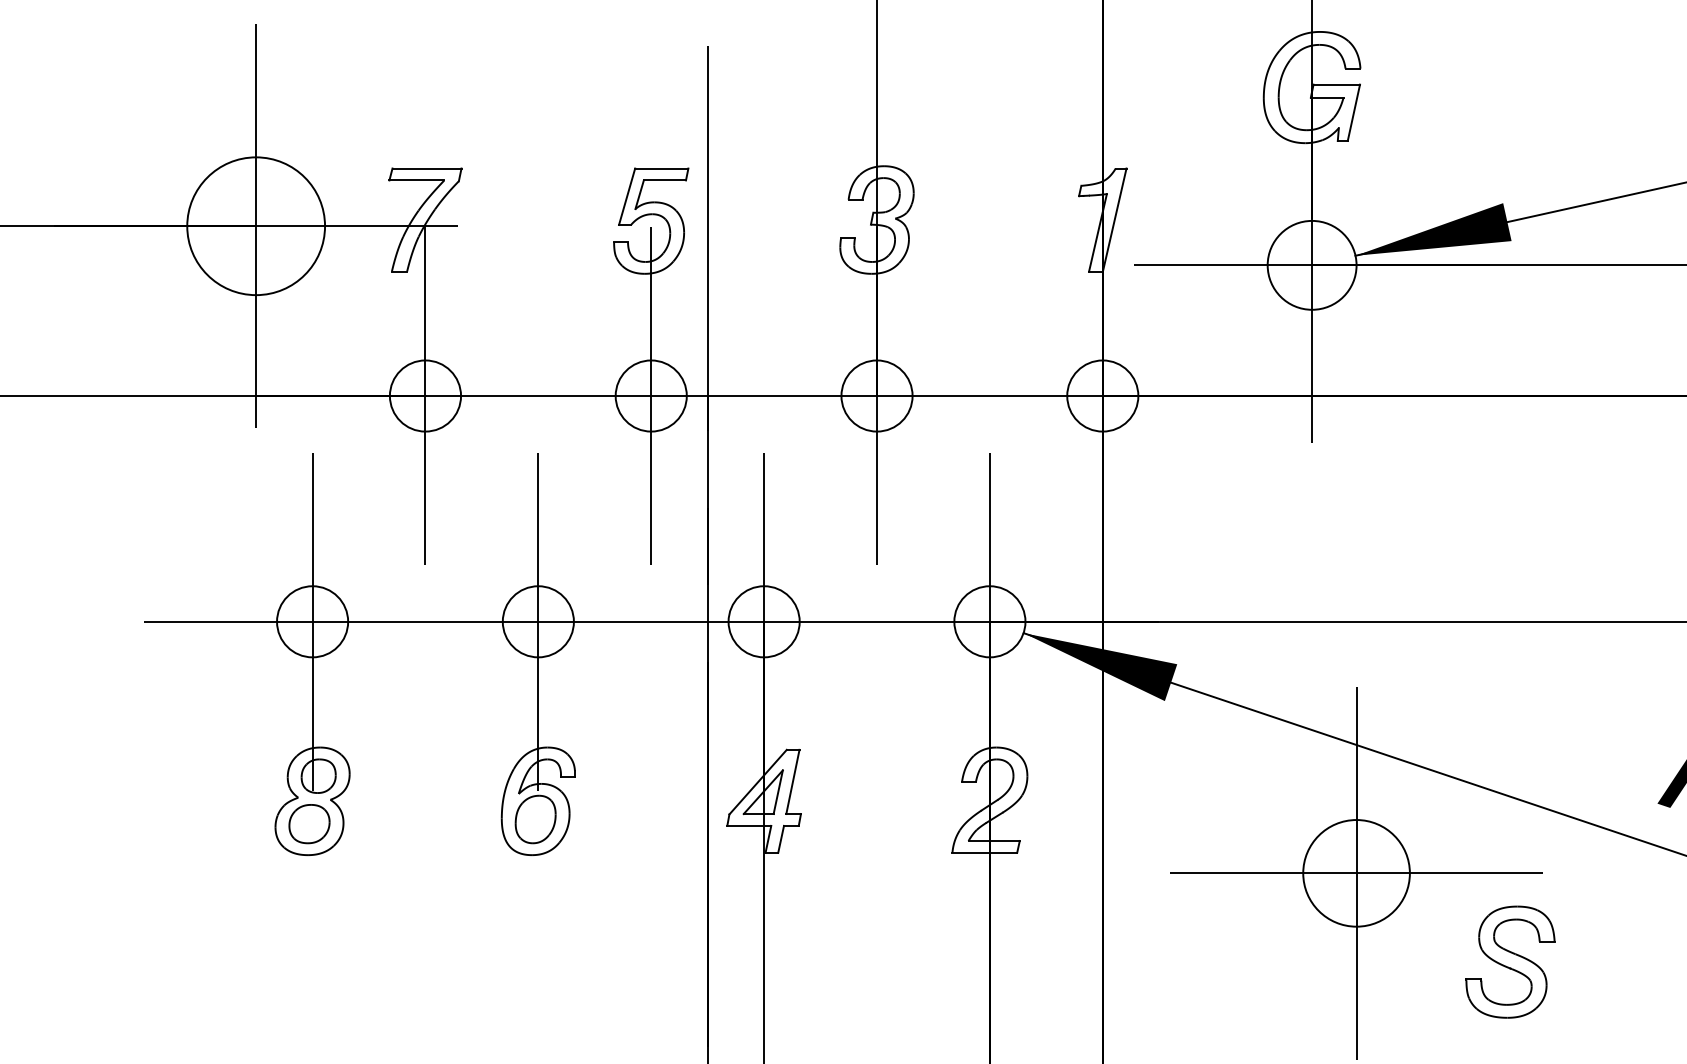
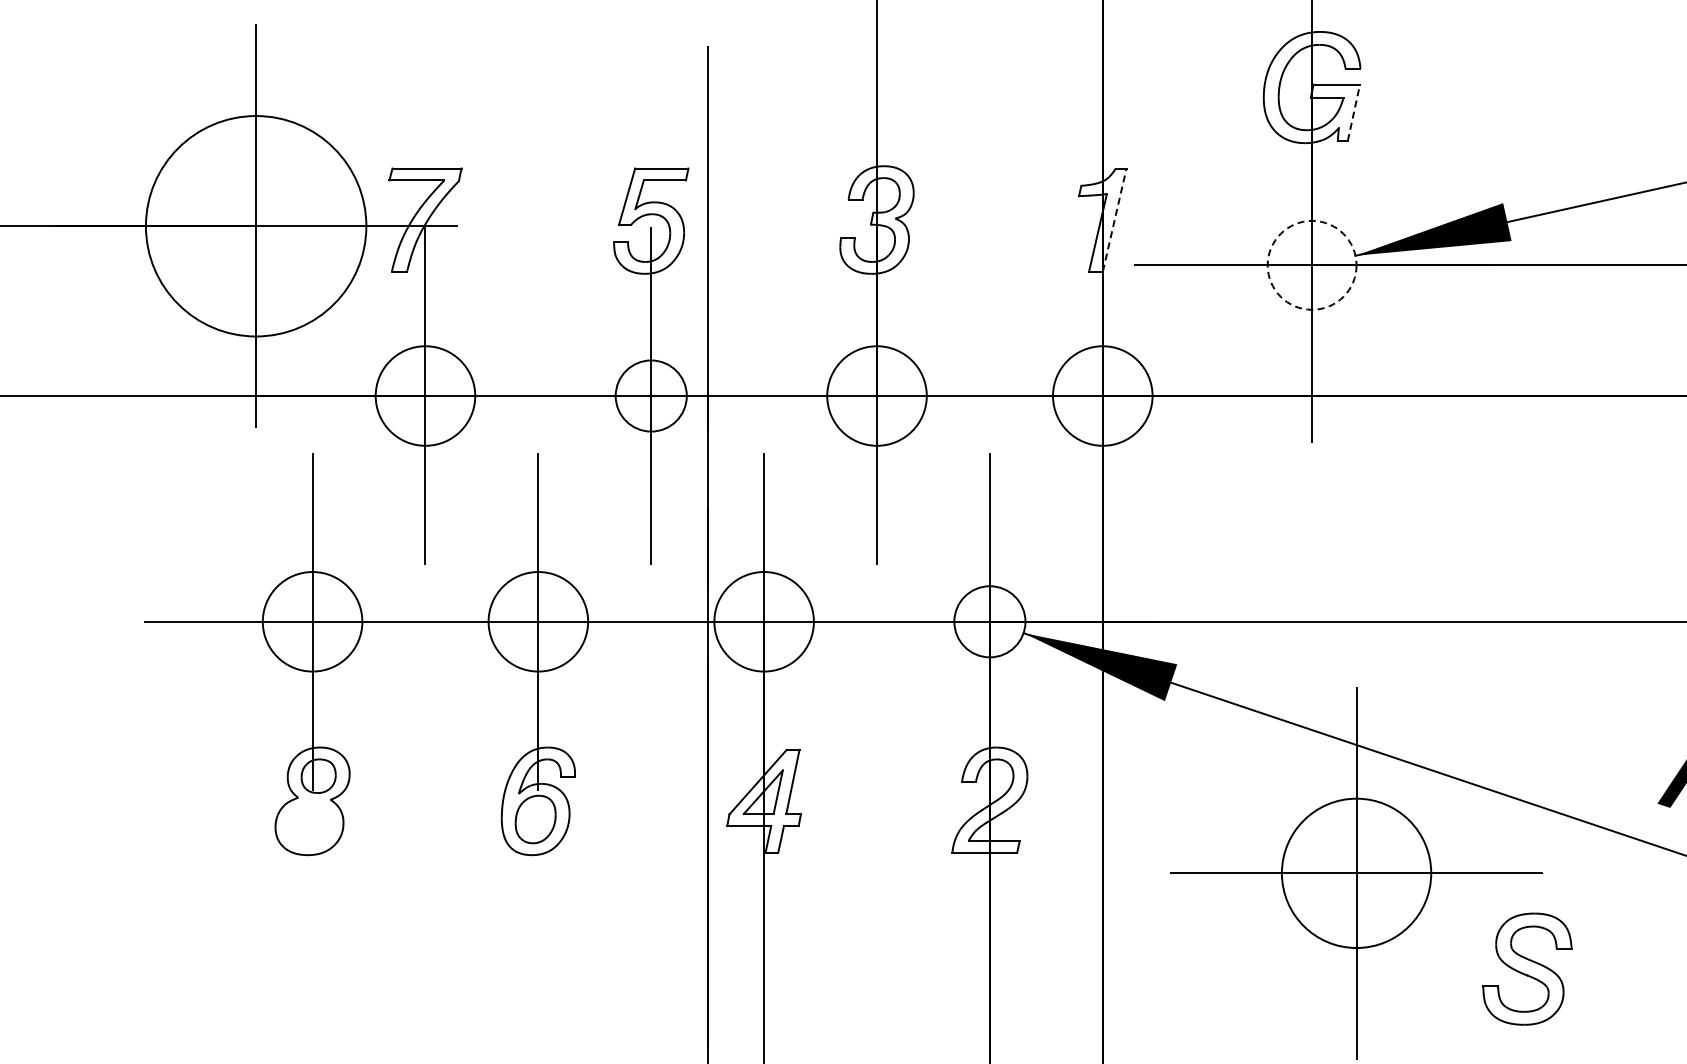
line: solid -> dashed (1353, 112)
line: solid -> dashed (1114, 220)
circle diameter: 138 px -> 220 px (255, 226)
circle: solid -> dashed (1311, 264)
circle diameter: 71 px -> 100 px (425, 395)
circle diameter: 71 px -> 100 px (876, 395)
circle diameter: 71 px -> 100 px (1102, 395)
circle diameter: 71 px -> 100 px (312, 621)
circle diameter: 71 px -> 100 px (538, 621)
circle diameter: 71 px -> 100 px (763, 621)
part: present -> none (309, 824)
circle diameter: 107 px -> 149 px (1356, 873)
part position: (1510, 961) -> (1527, 968) (1527, 968)
